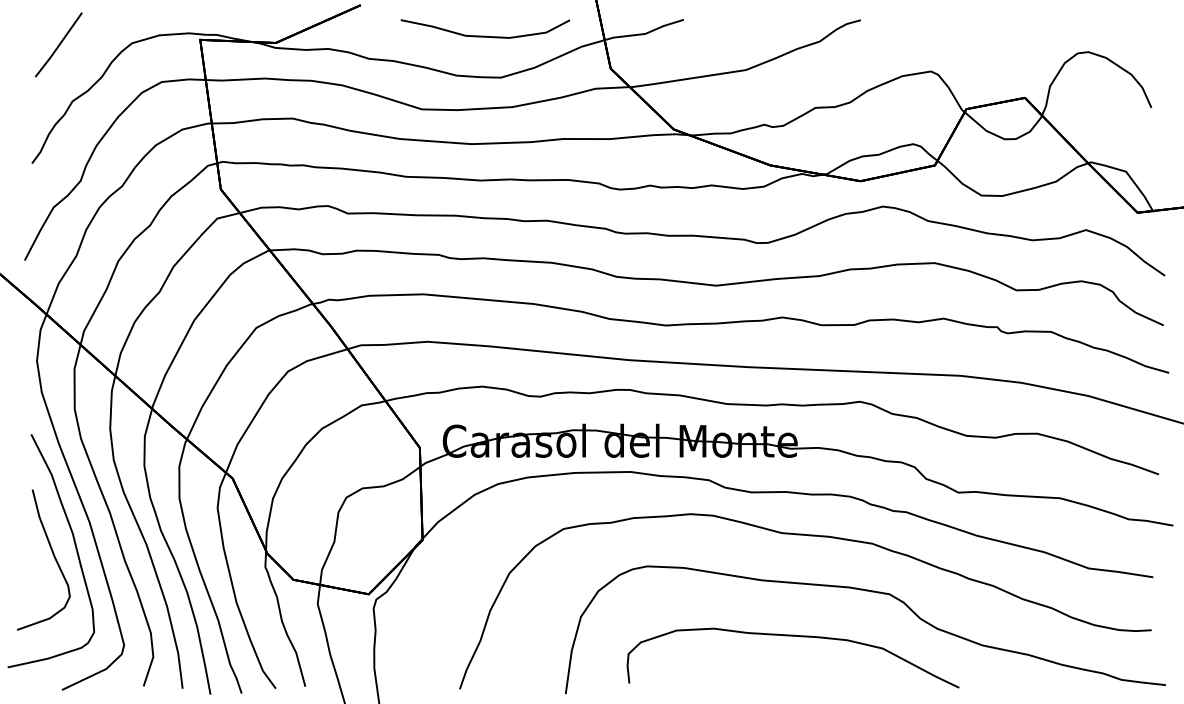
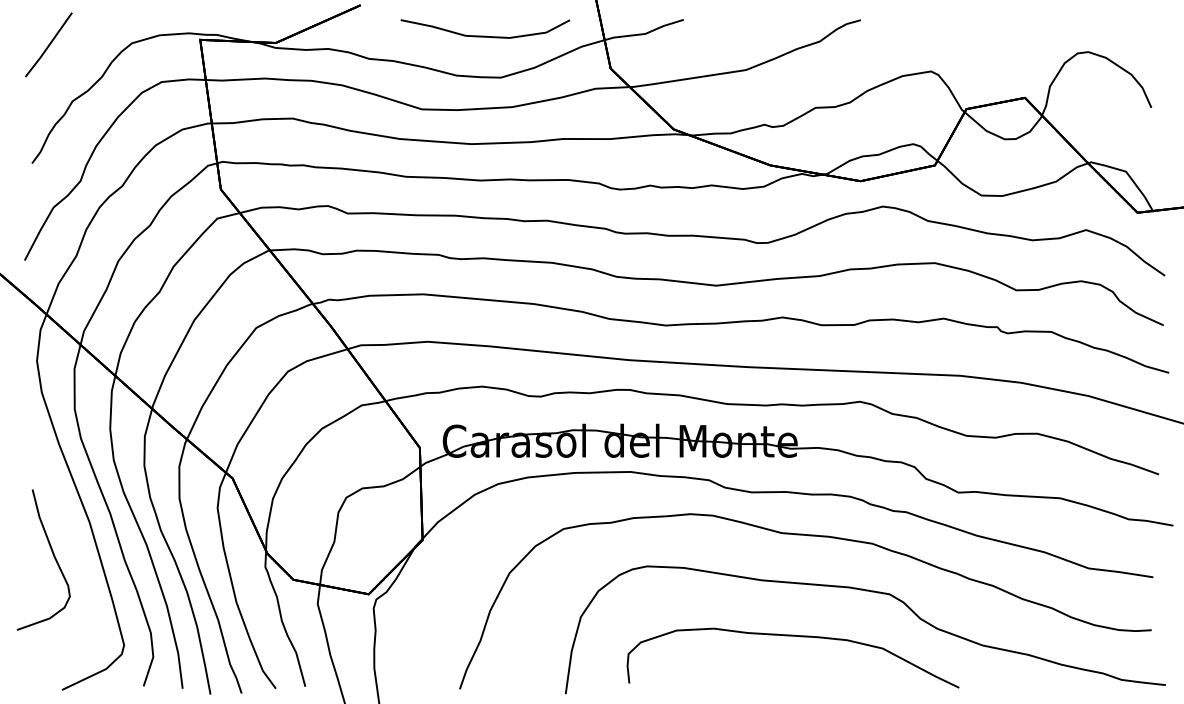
line position: (58, 44) -> (48, 44) (48, 44)
curve: present -> none (74, 545)
